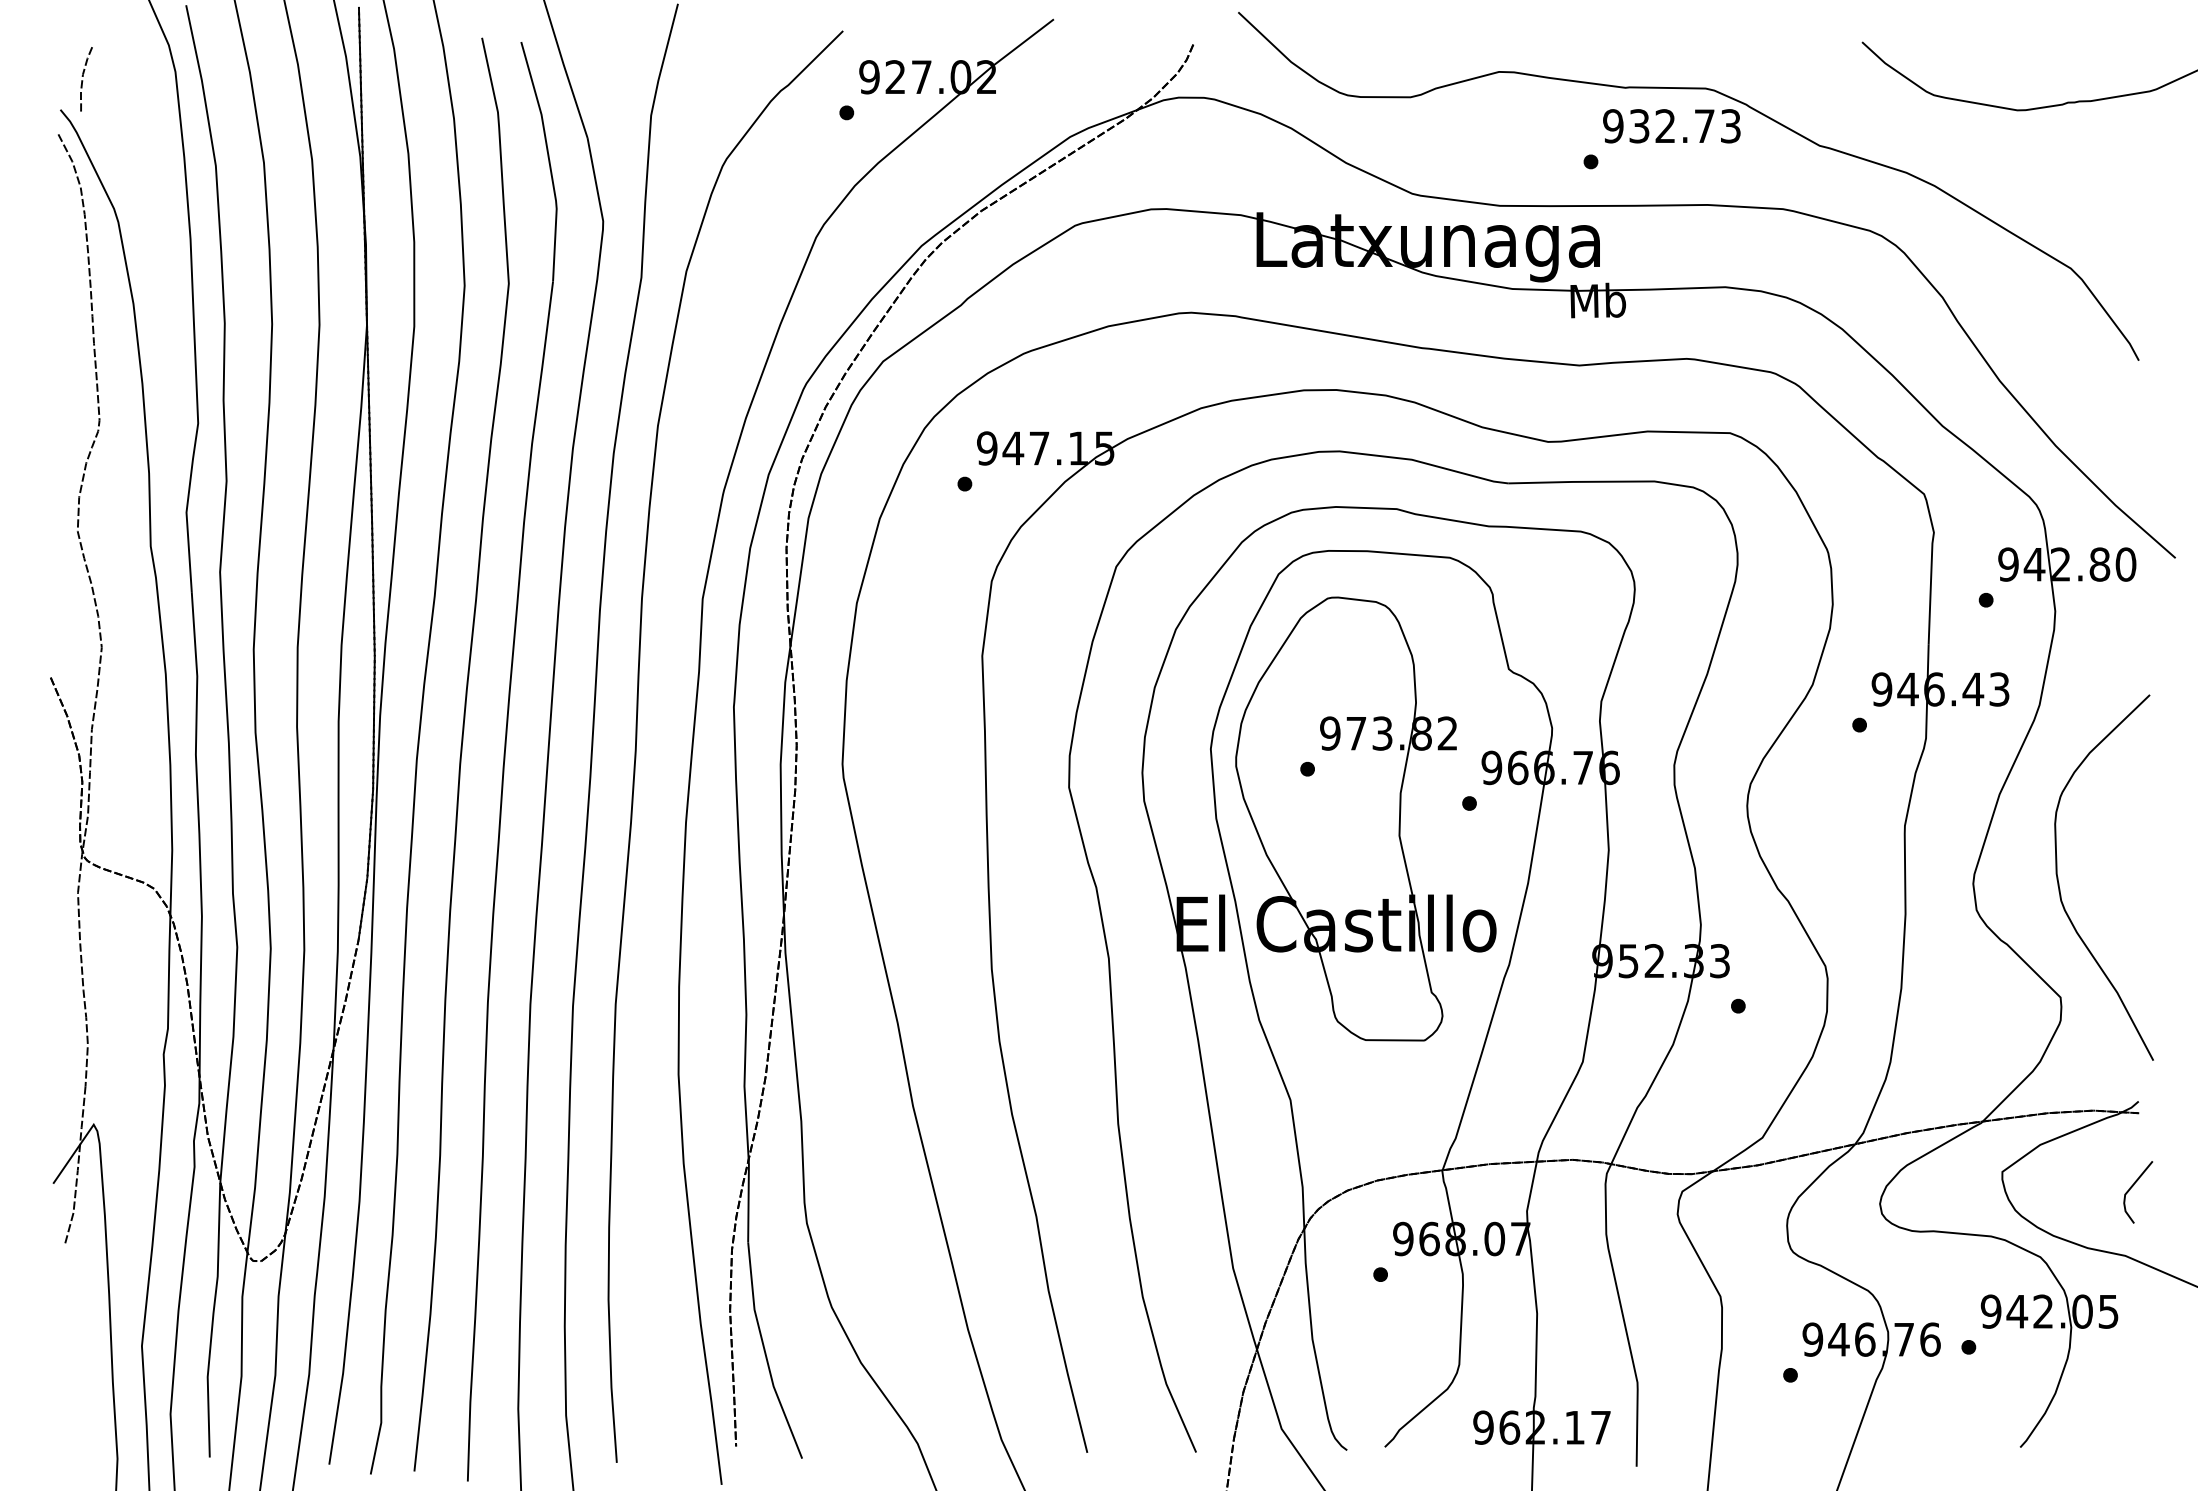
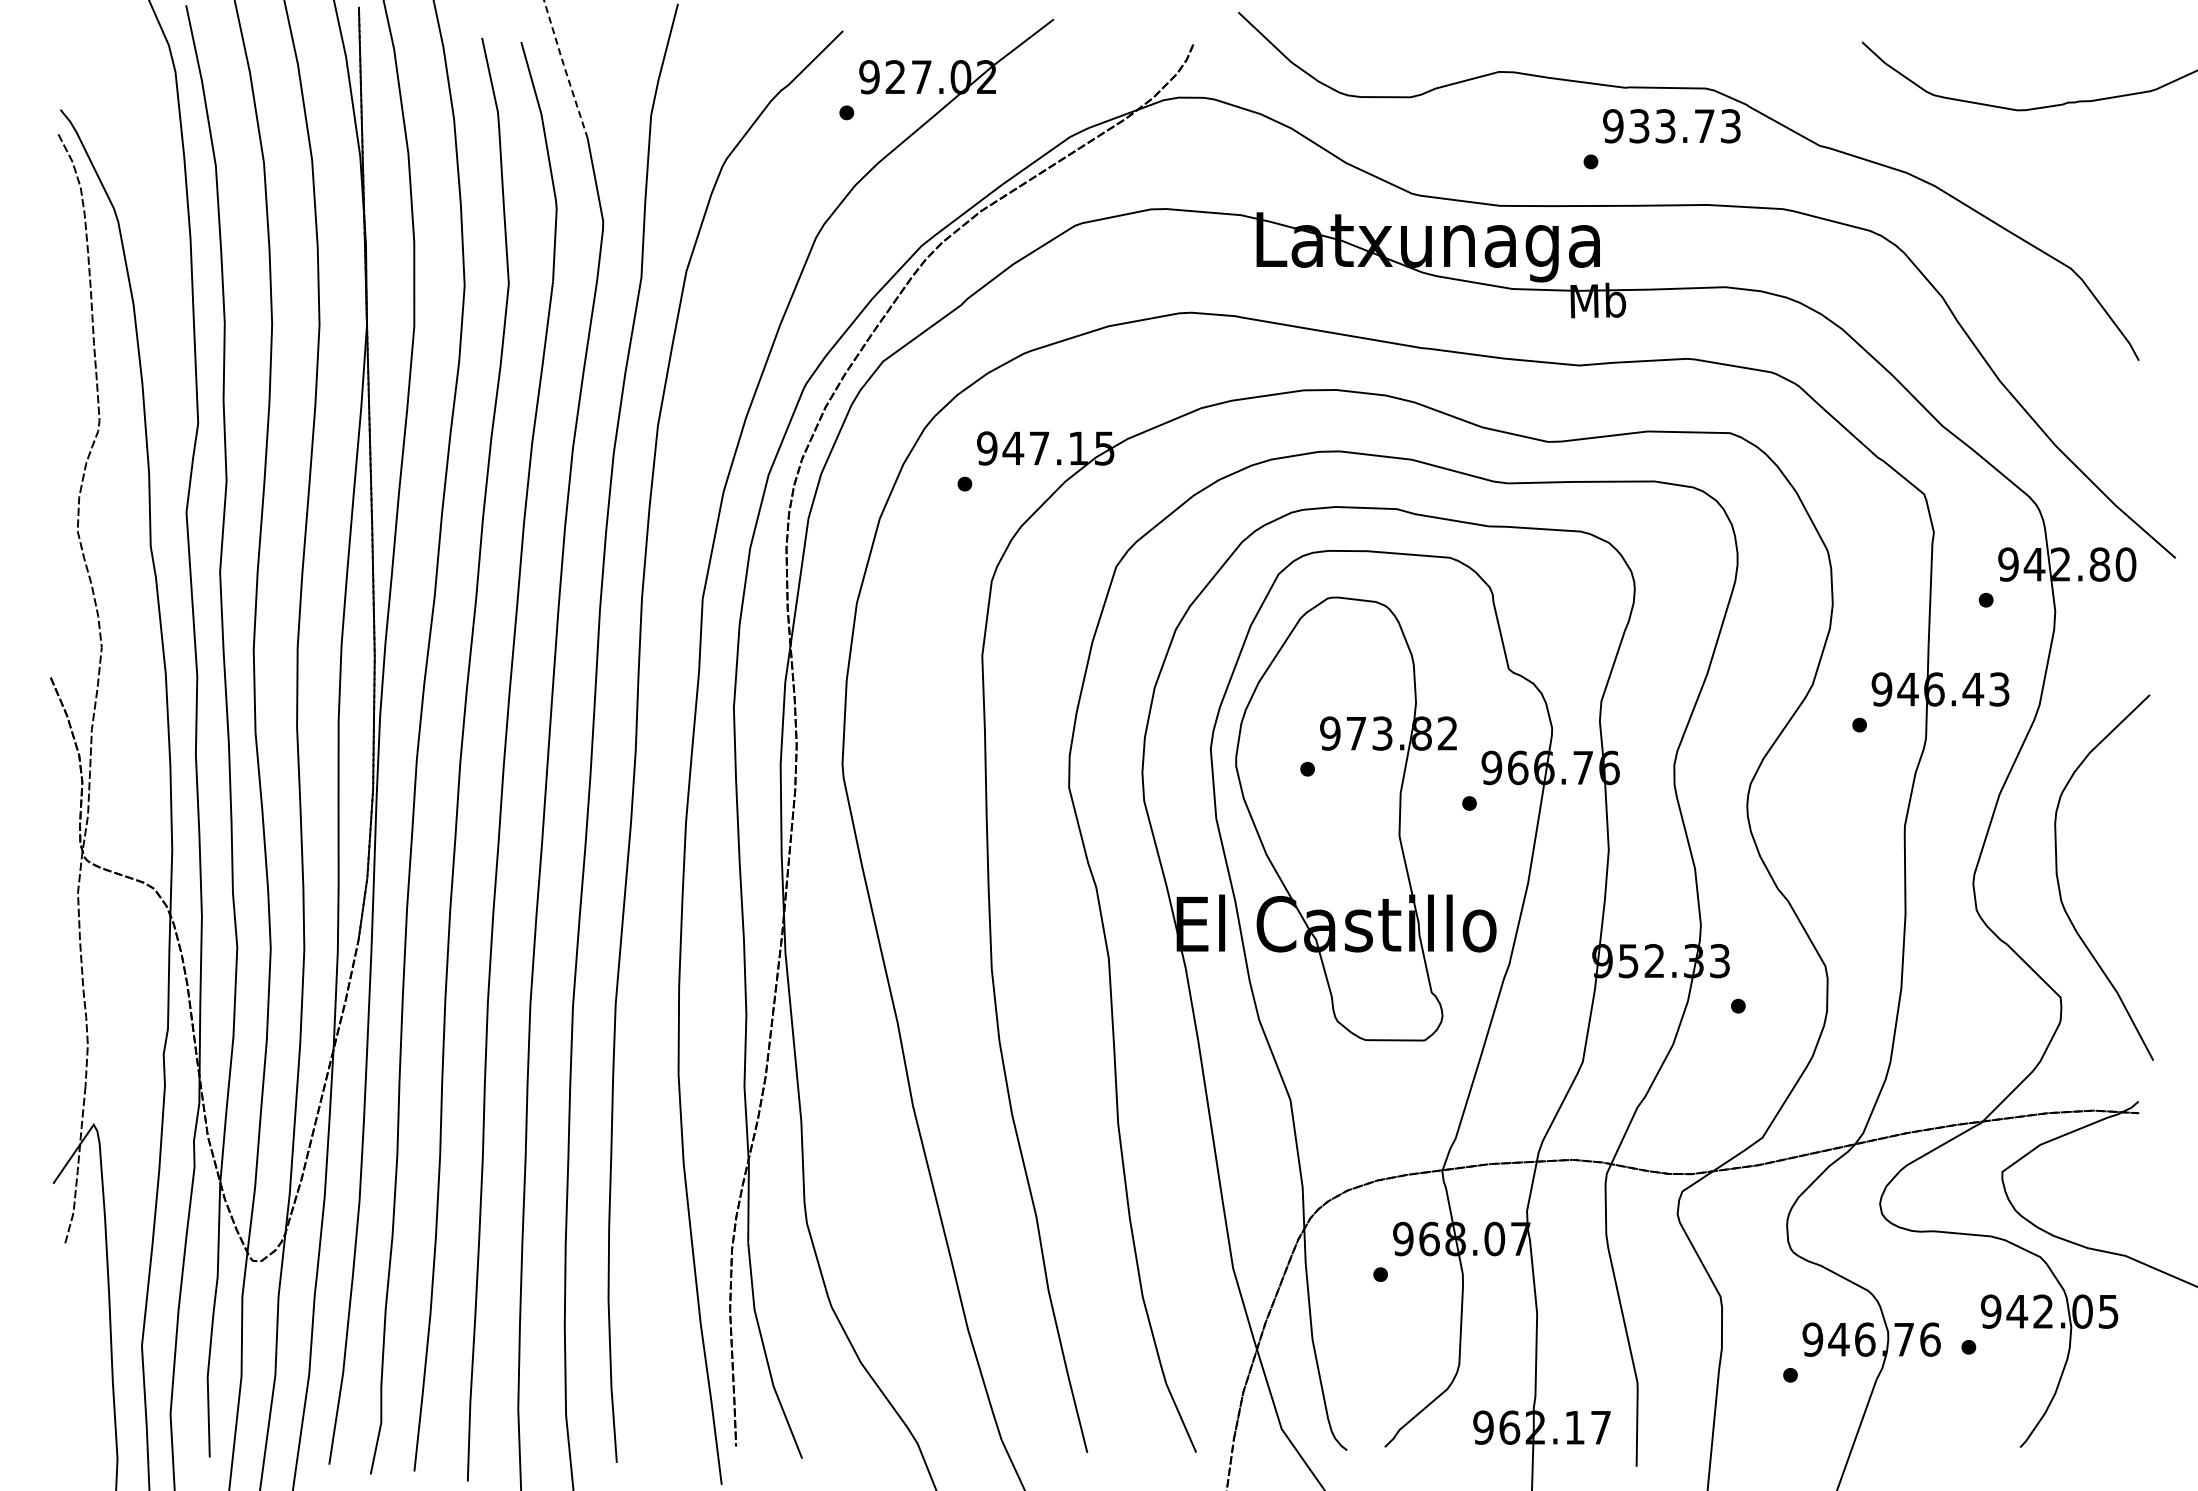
line: solid -> dashed (565, 69)
curve: present -> none (83, 80)
text: 932.73 -> 933.73 (1665, 126)
line: present -> none (2133, 1186)
